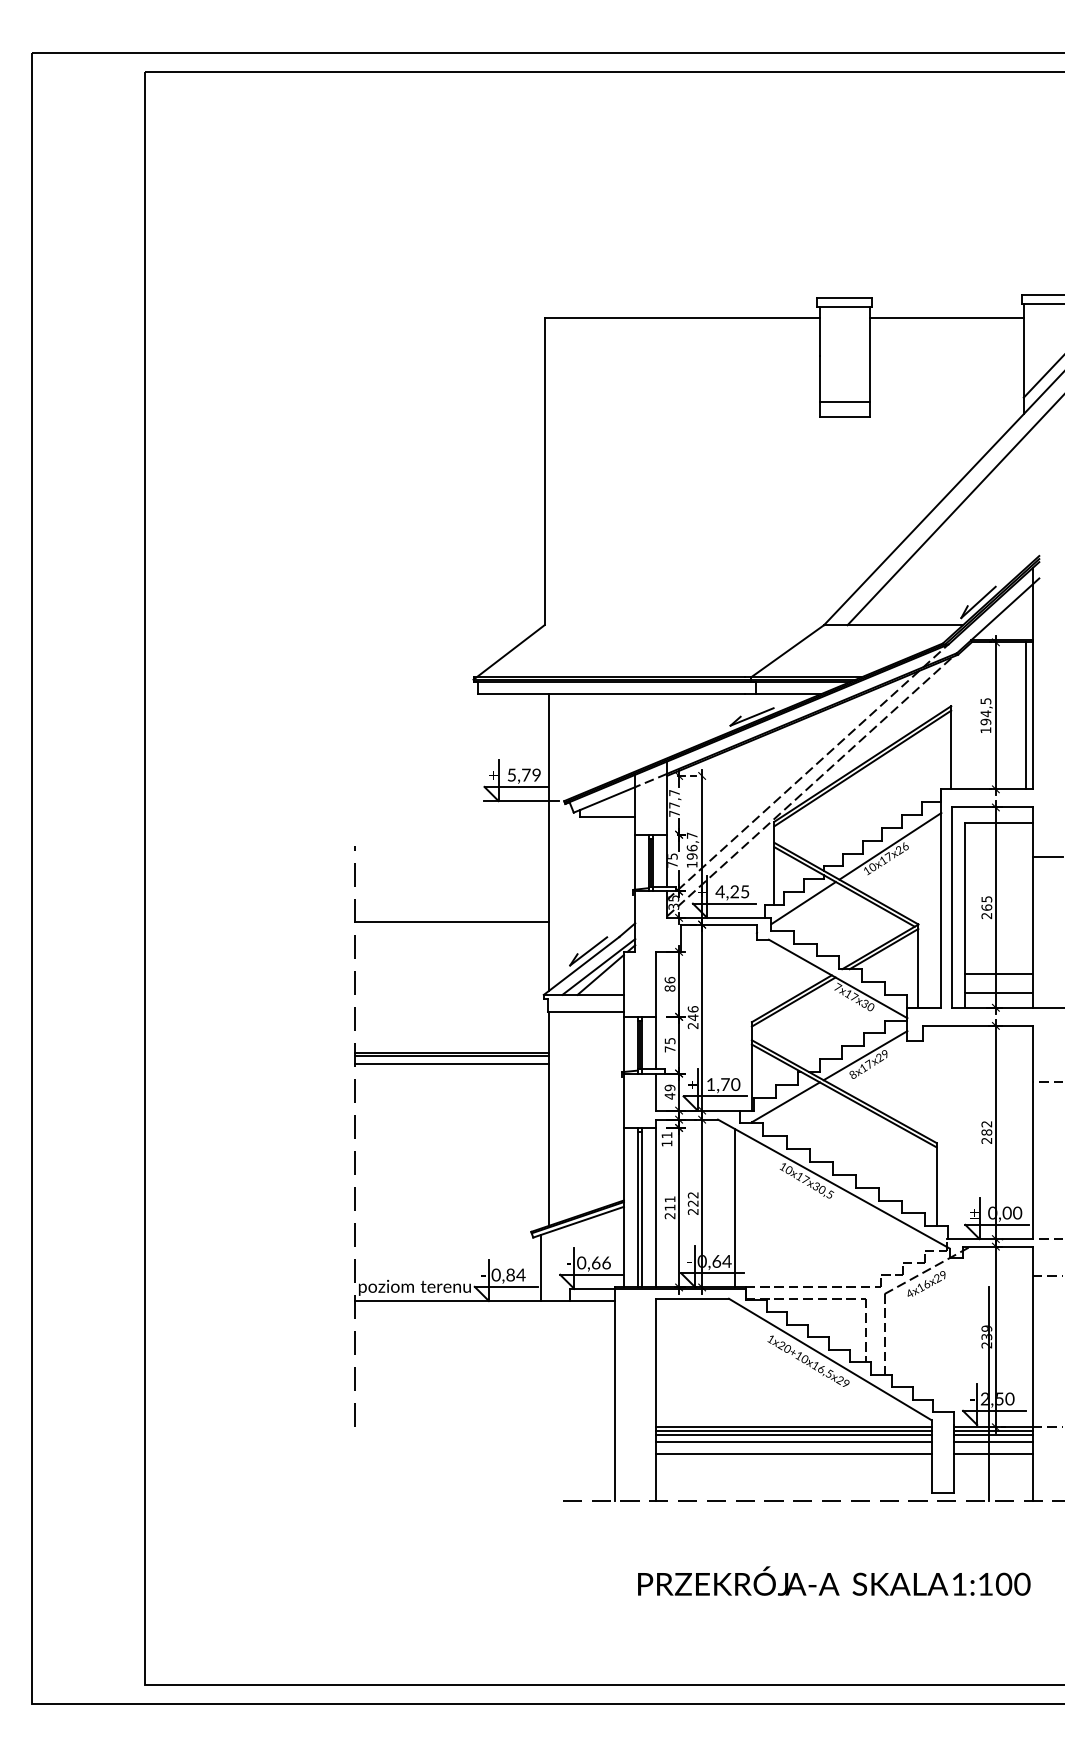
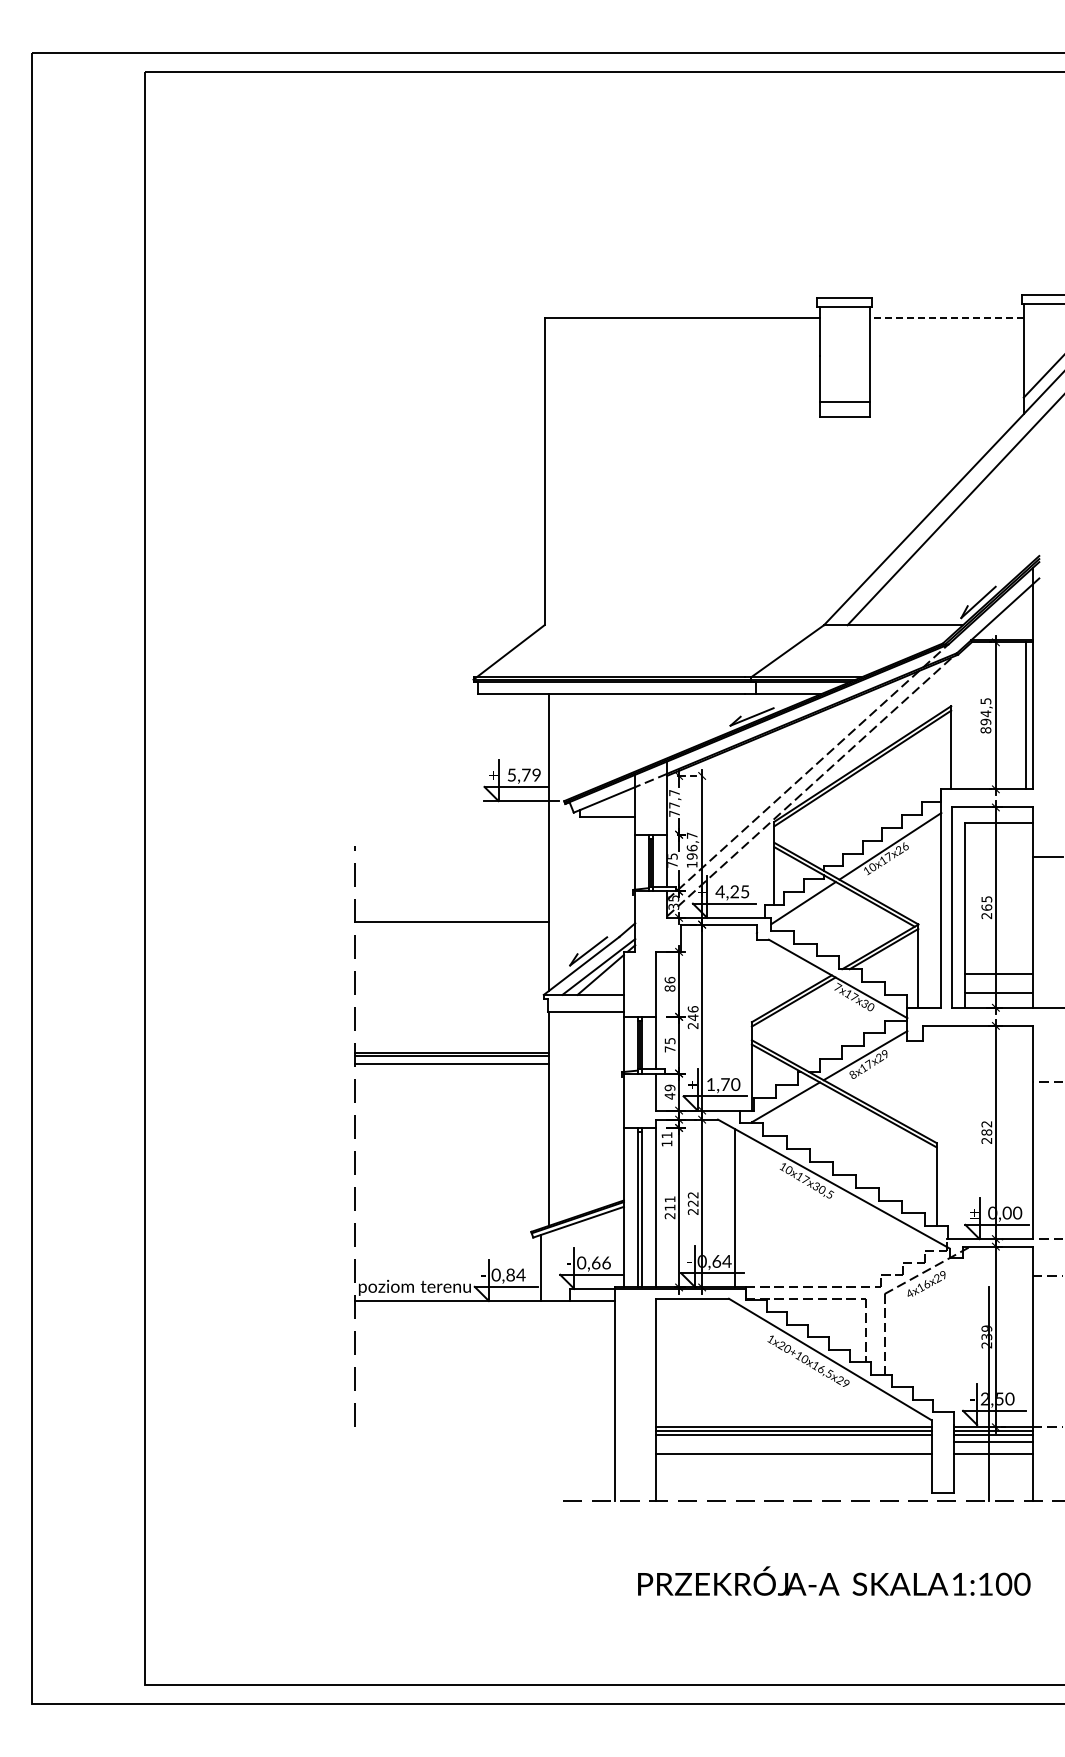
line: solid -> dashed (946, 317)
text: 194,5 -> 894,5 (985, 730)
line: present -> none (793, 1442)
